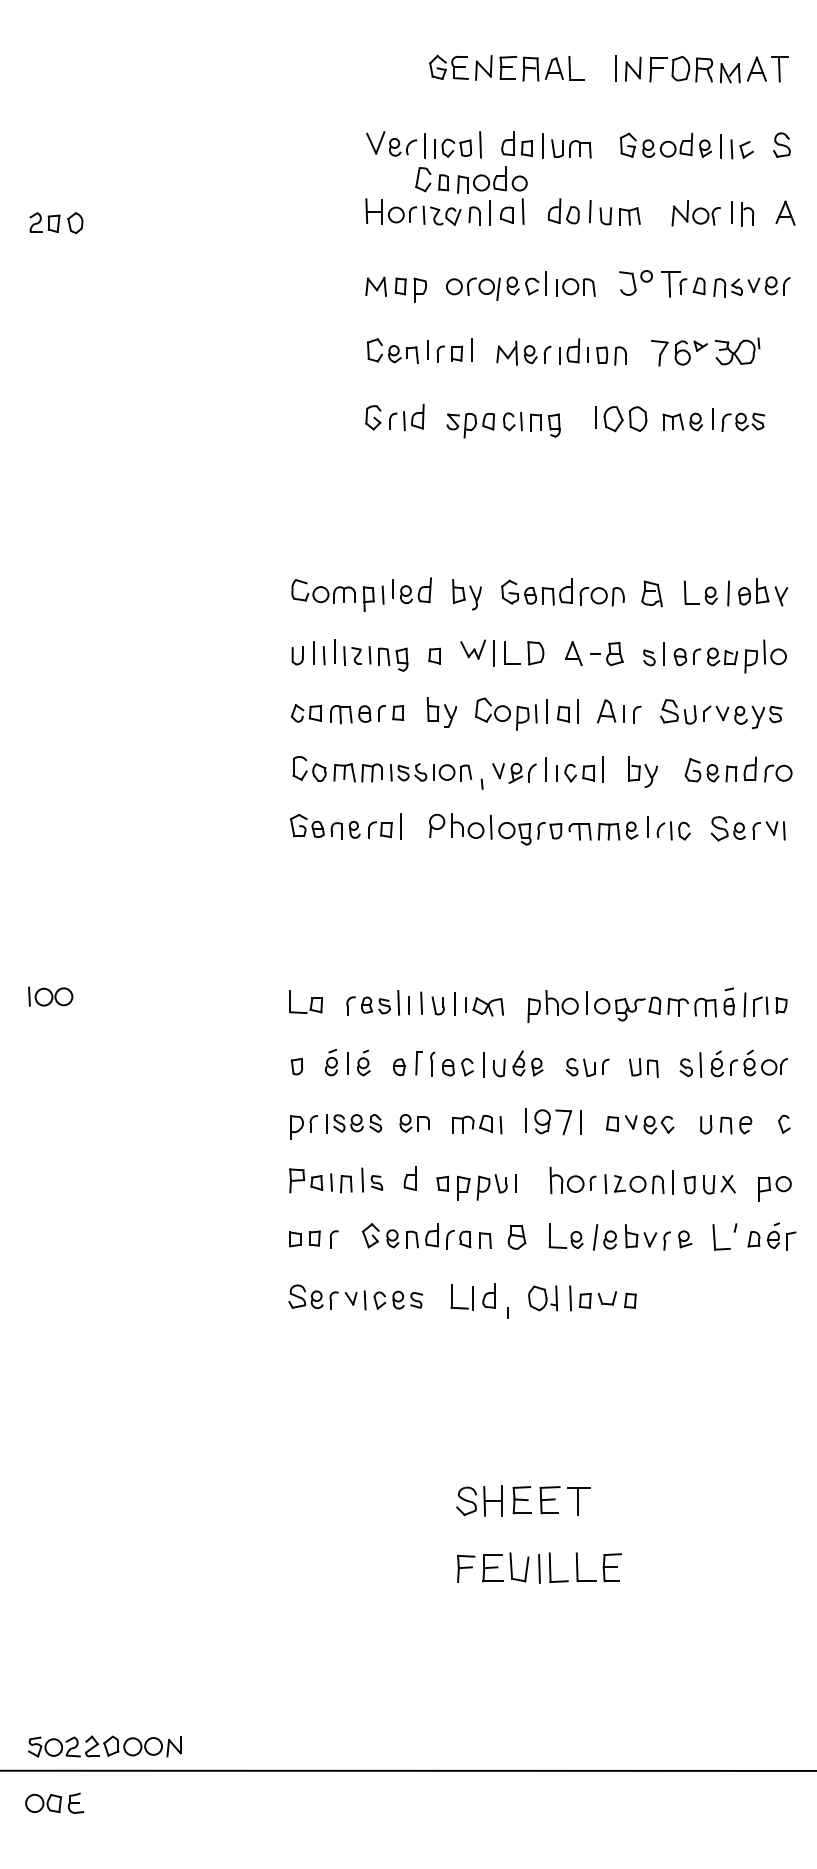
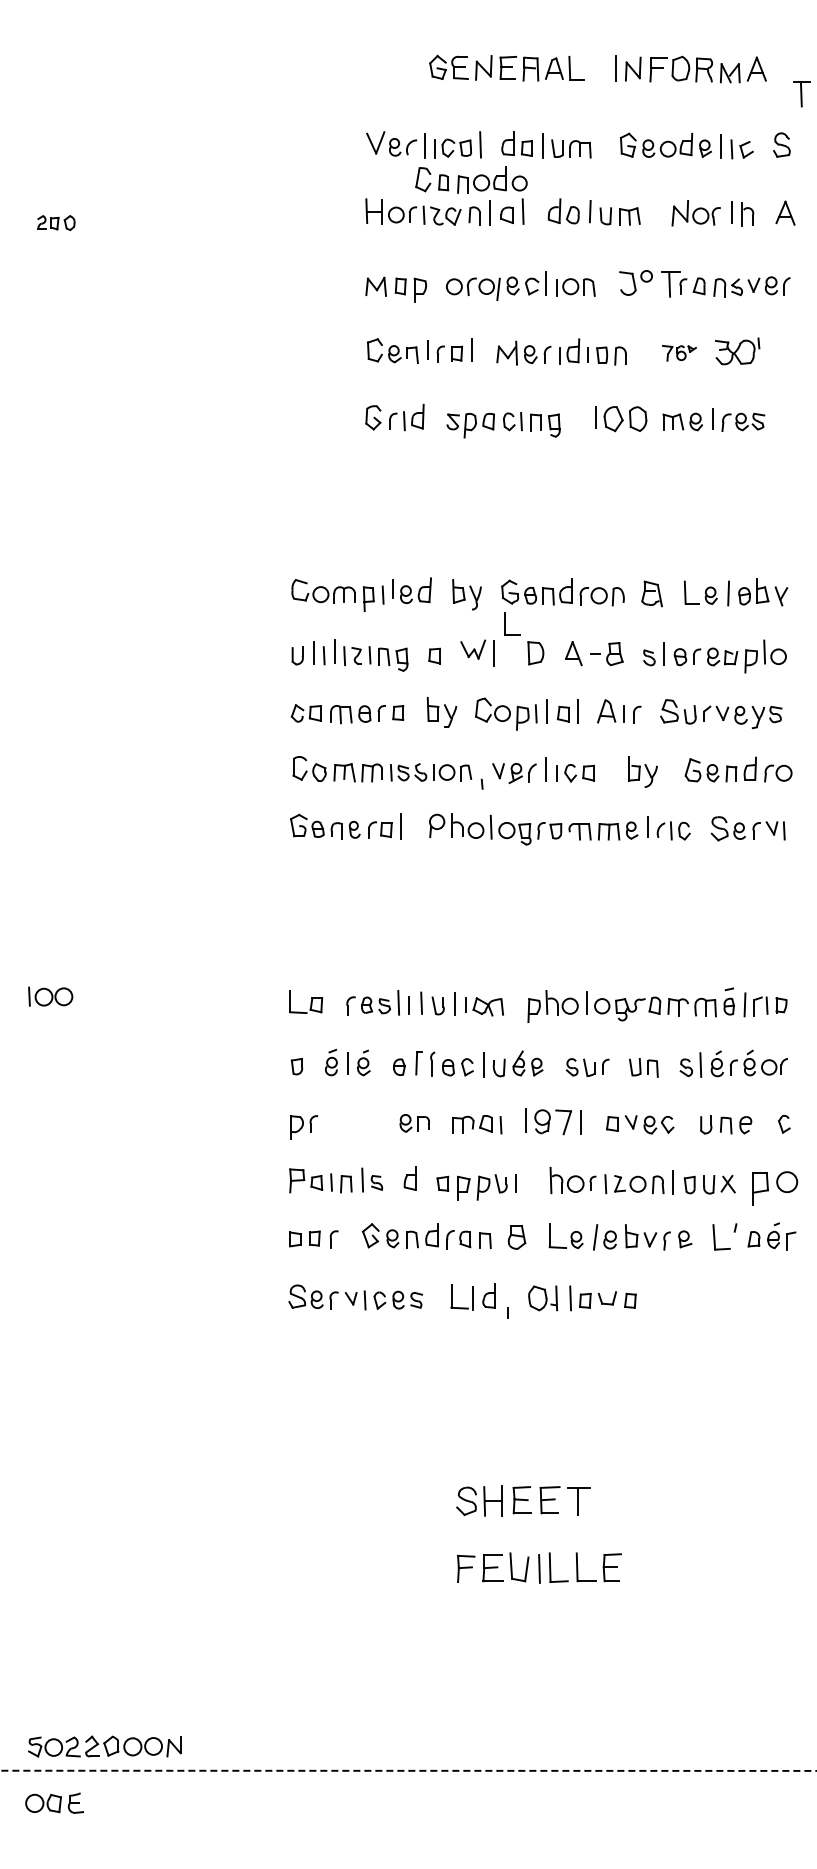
part position: (779, 69) -> (801, 94) (801, 94)
part size: 55x22 px -> 39x16 px (56, 222)
part size: 57x27 px -> 35x17 px (679, 353)
part position: (505, 652) -> (505, 623) (505, 623)
line: present -> none (602, 769)
part: present -> none (354, 1123)
part size: 34x26 px -> 47x35 px (775, 1188)
line: solid -> dashed (408, 1770)
